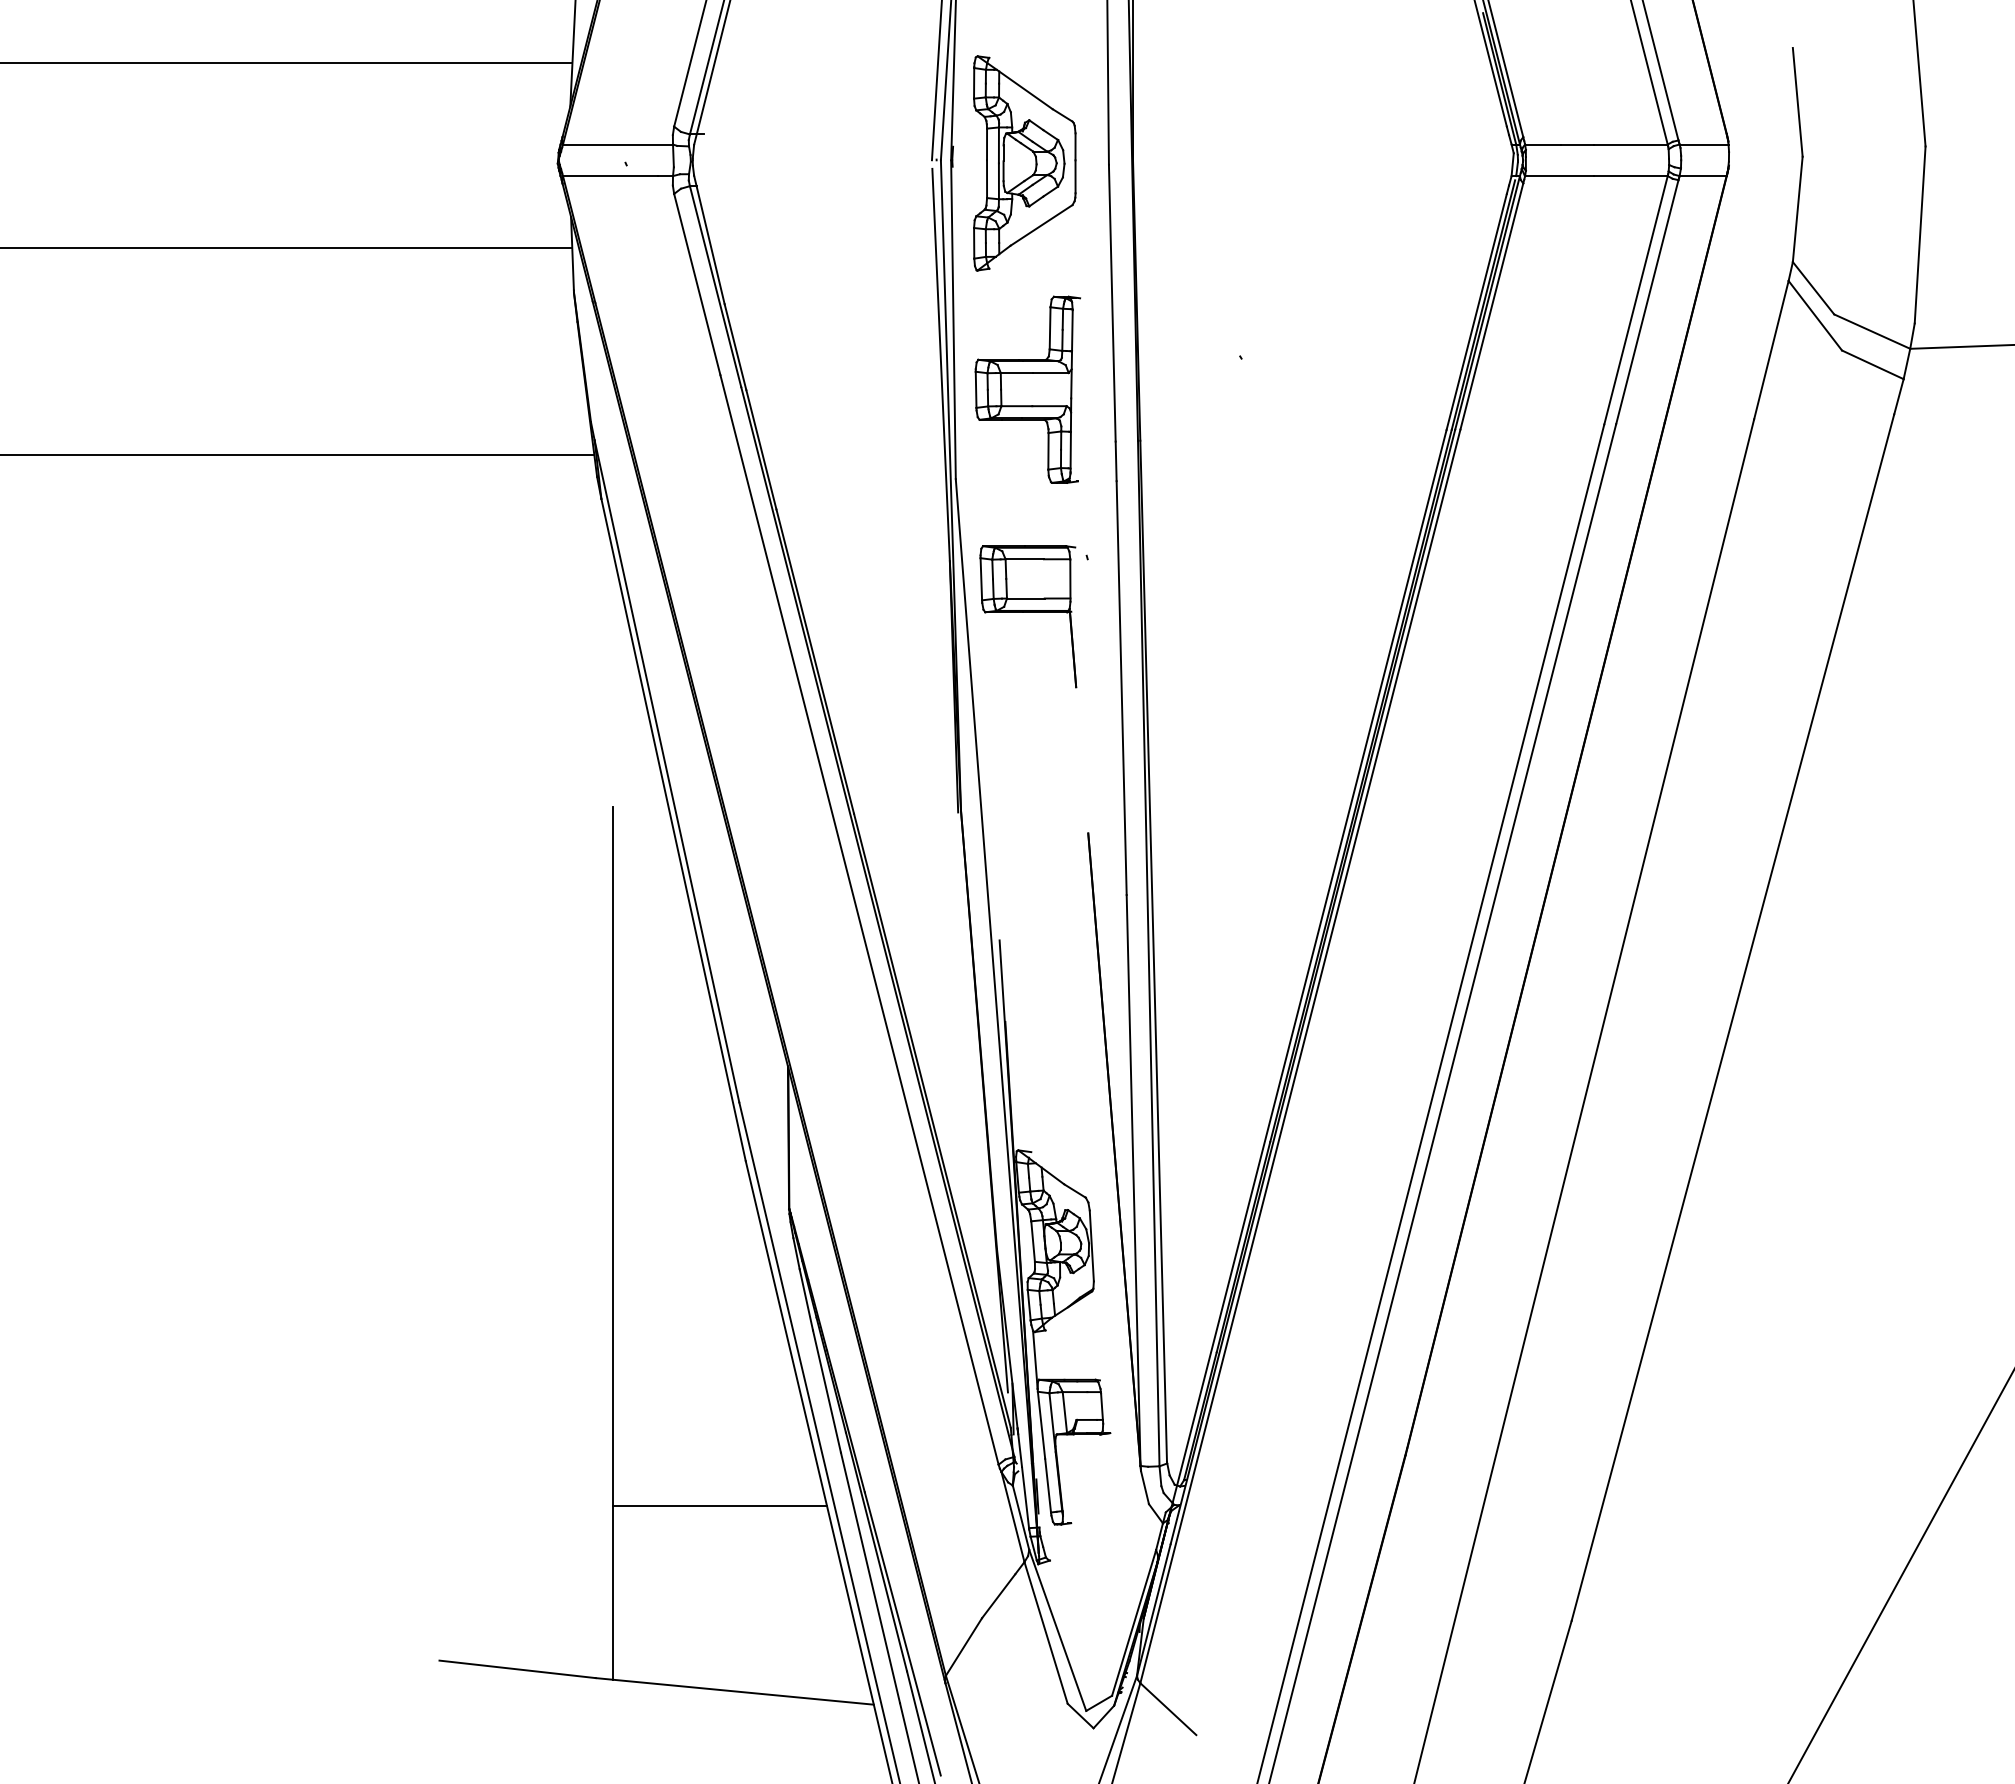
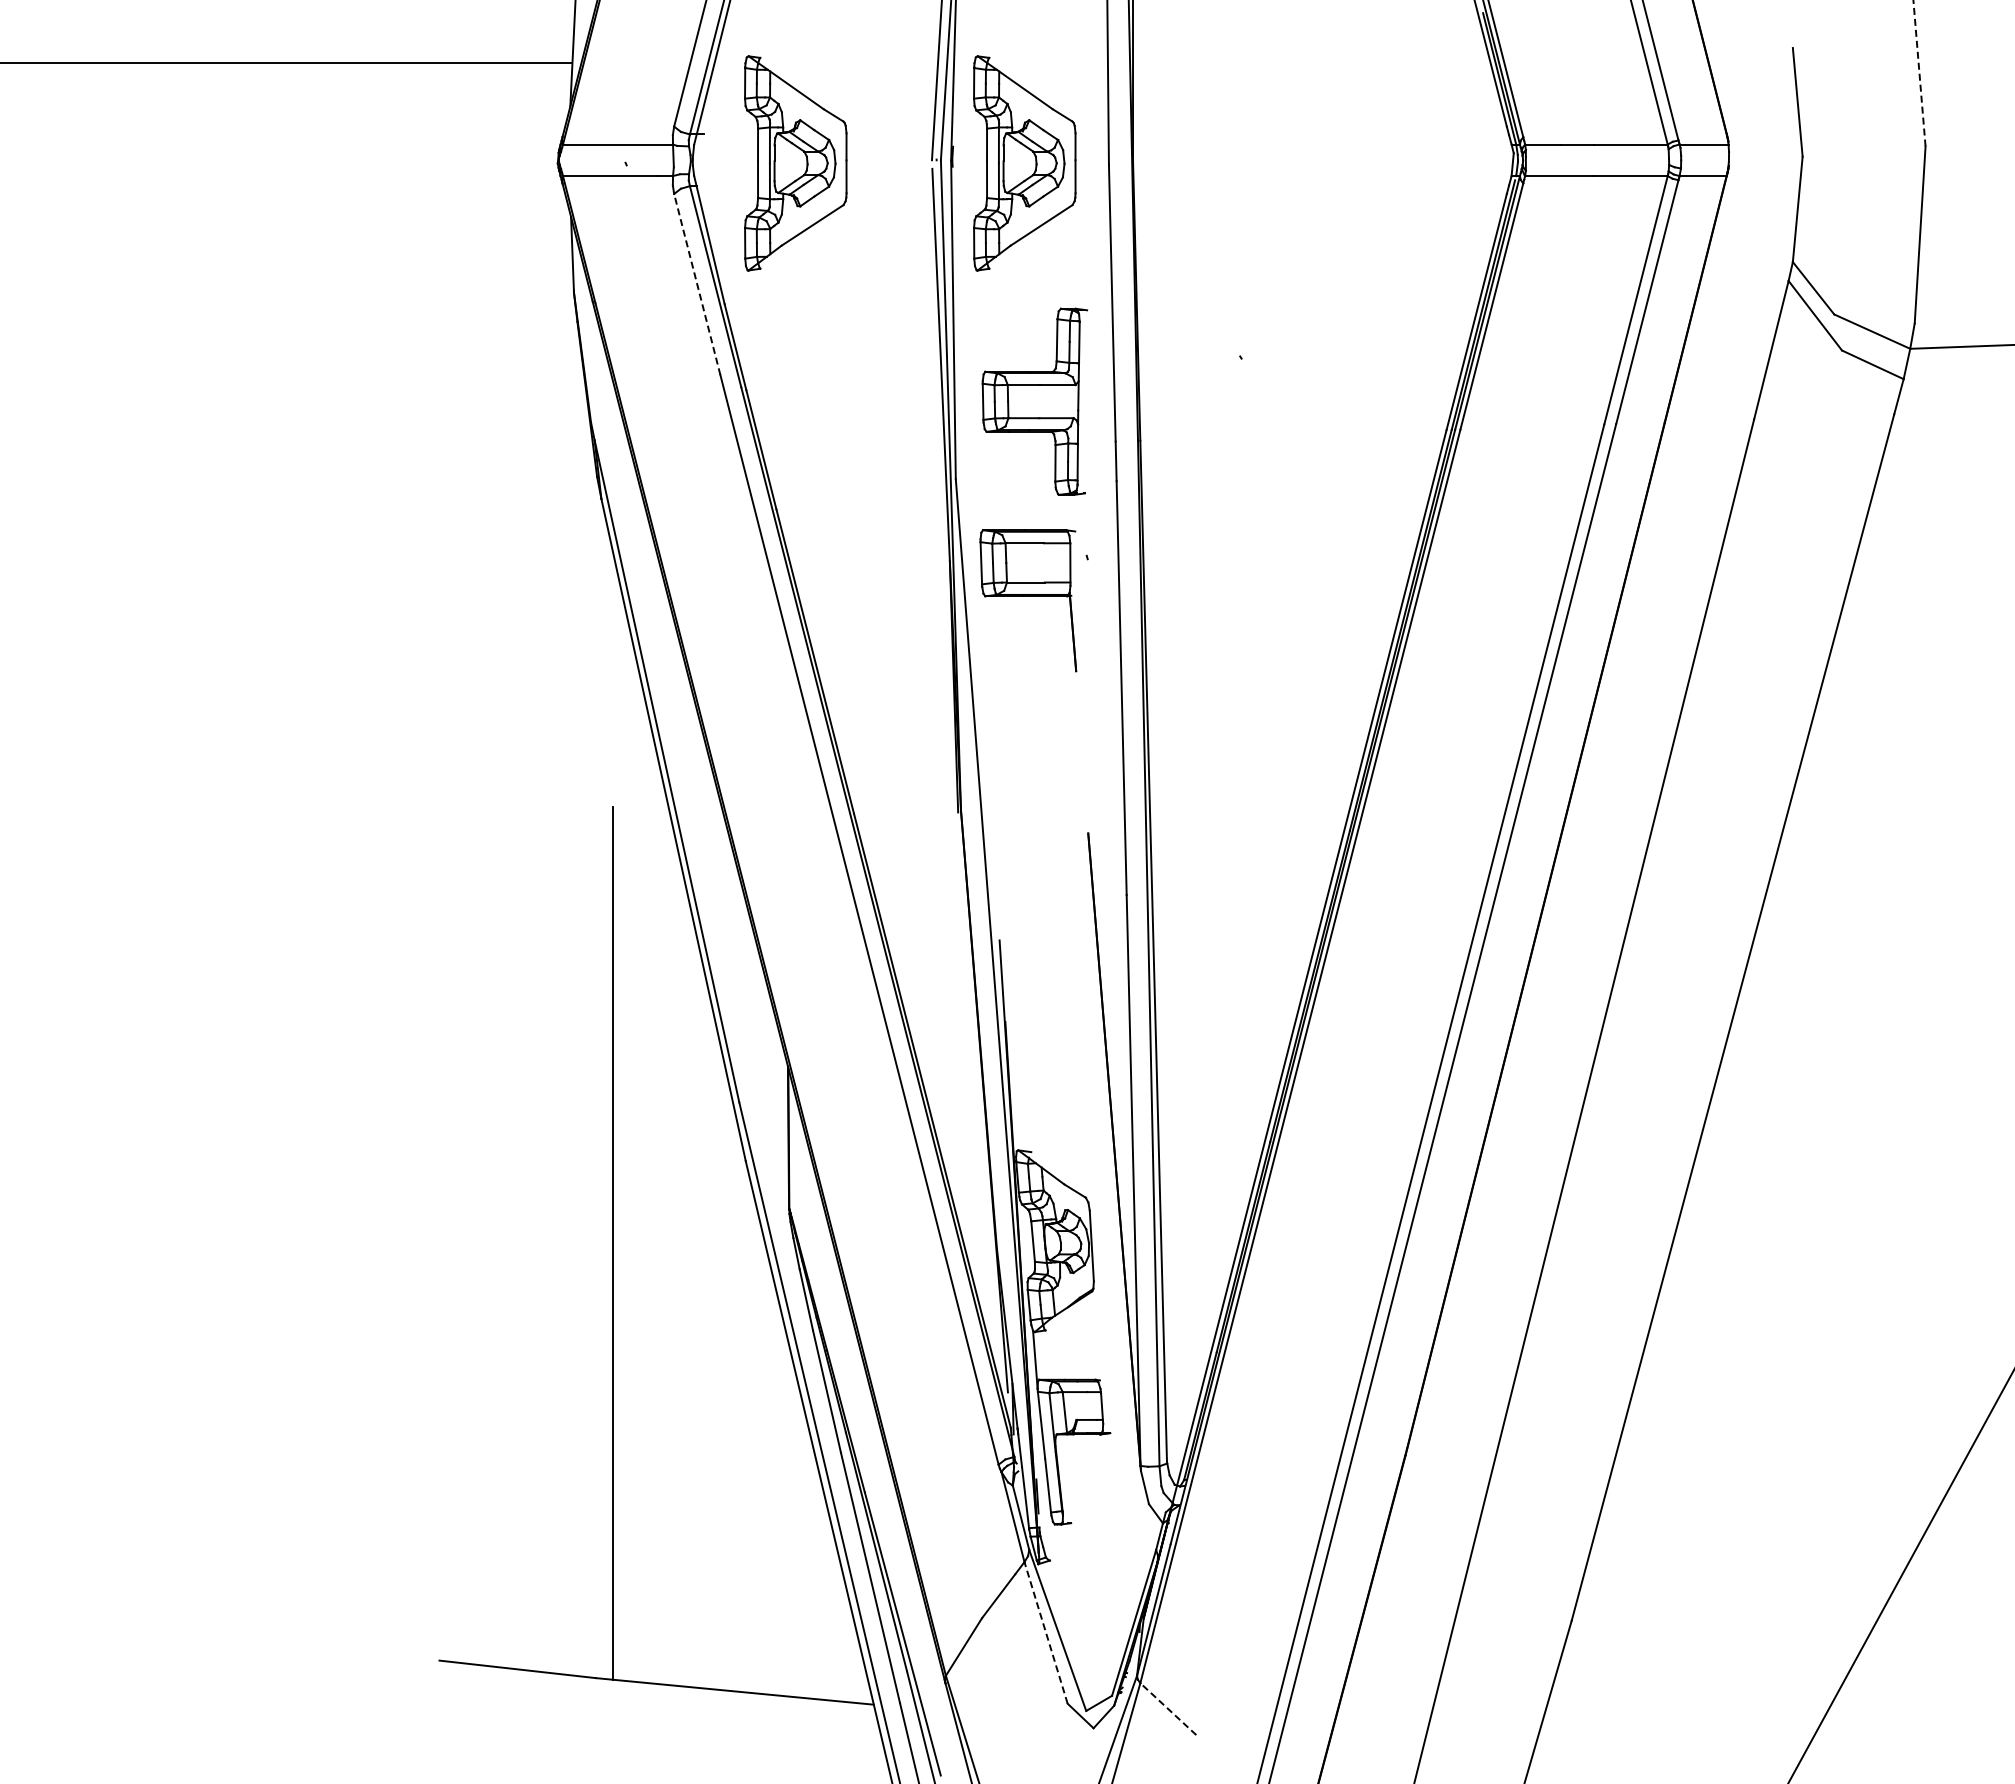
line: solid -> dashed (1919, 72)
part: none -> present (795, 163)
line: present -> none (287, 248)
line: solid -> dashed (697, 284)
part position: (1027, 389) -> (1034, 401) (1034, 401)
line: present -> none (298, 454)
part position: (1028, 616) -> (1028, 600) (1028, 600)
line: present -> none (719, 1505)
line: solid -> dashed (1045, 1632)
line: solid -> dashed (1167, 1708)
